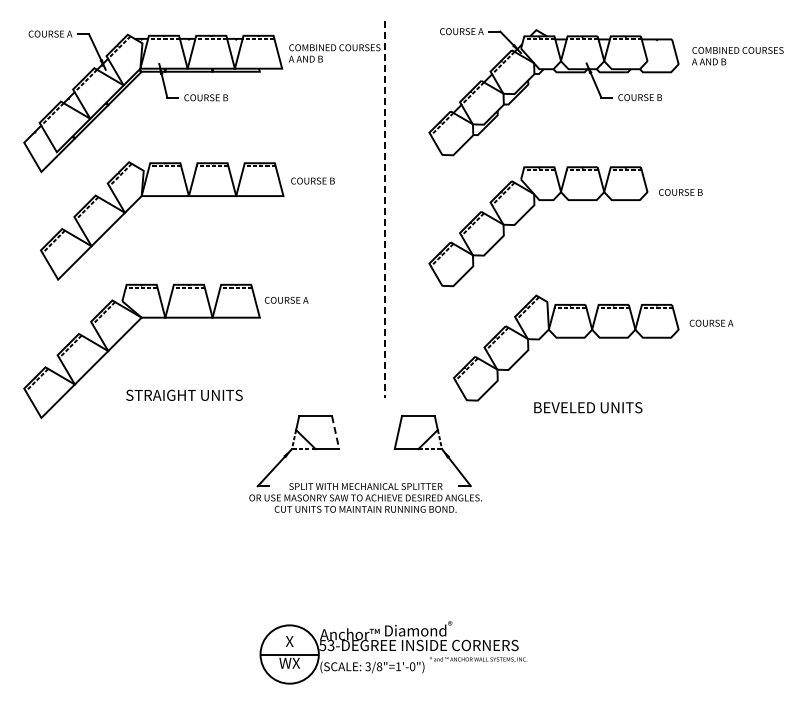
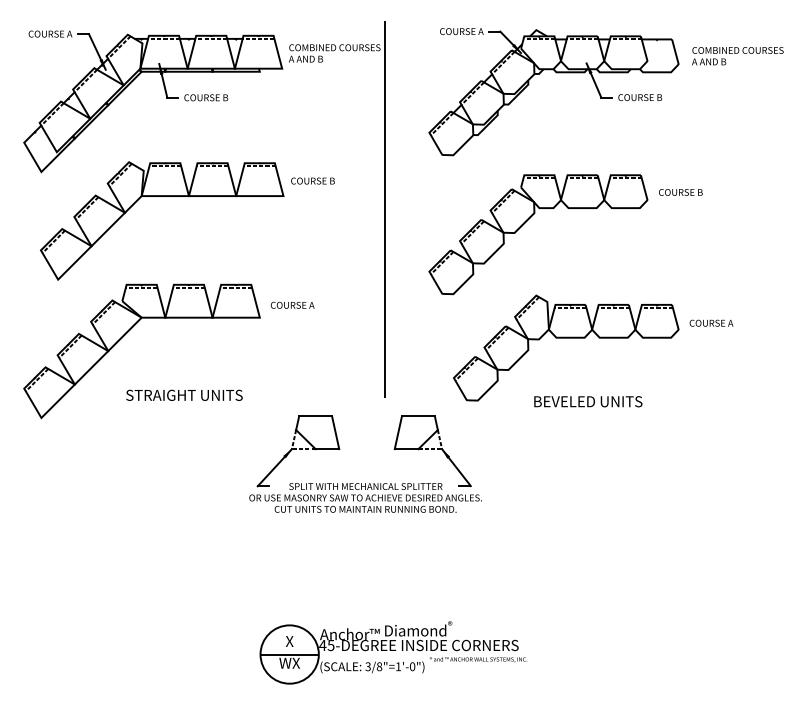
line: dashed -> solid (384, 209)
part position: (526, 214) -> (526, 222) (526, 222)
text position: (286, 299) -> (292, 304) (292, 304)
text position: (588, 407) -> (588, 401) (588, 401)
line: dashed -> solid (335, 432)
text: 53-DEGREE -> 45-DEGREE (326, 645)
